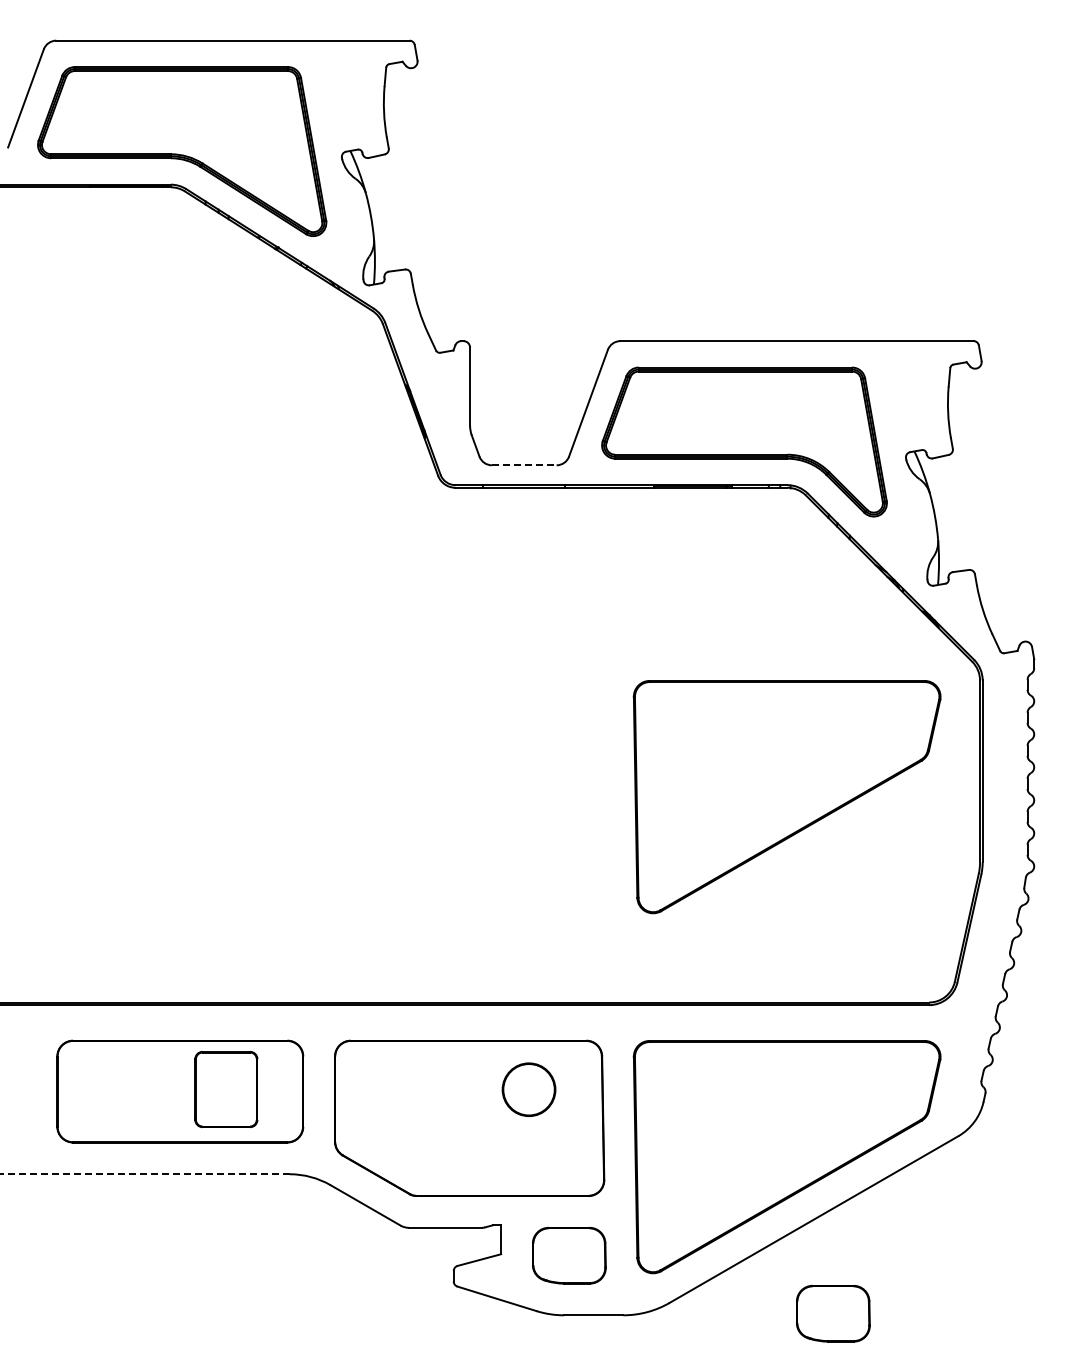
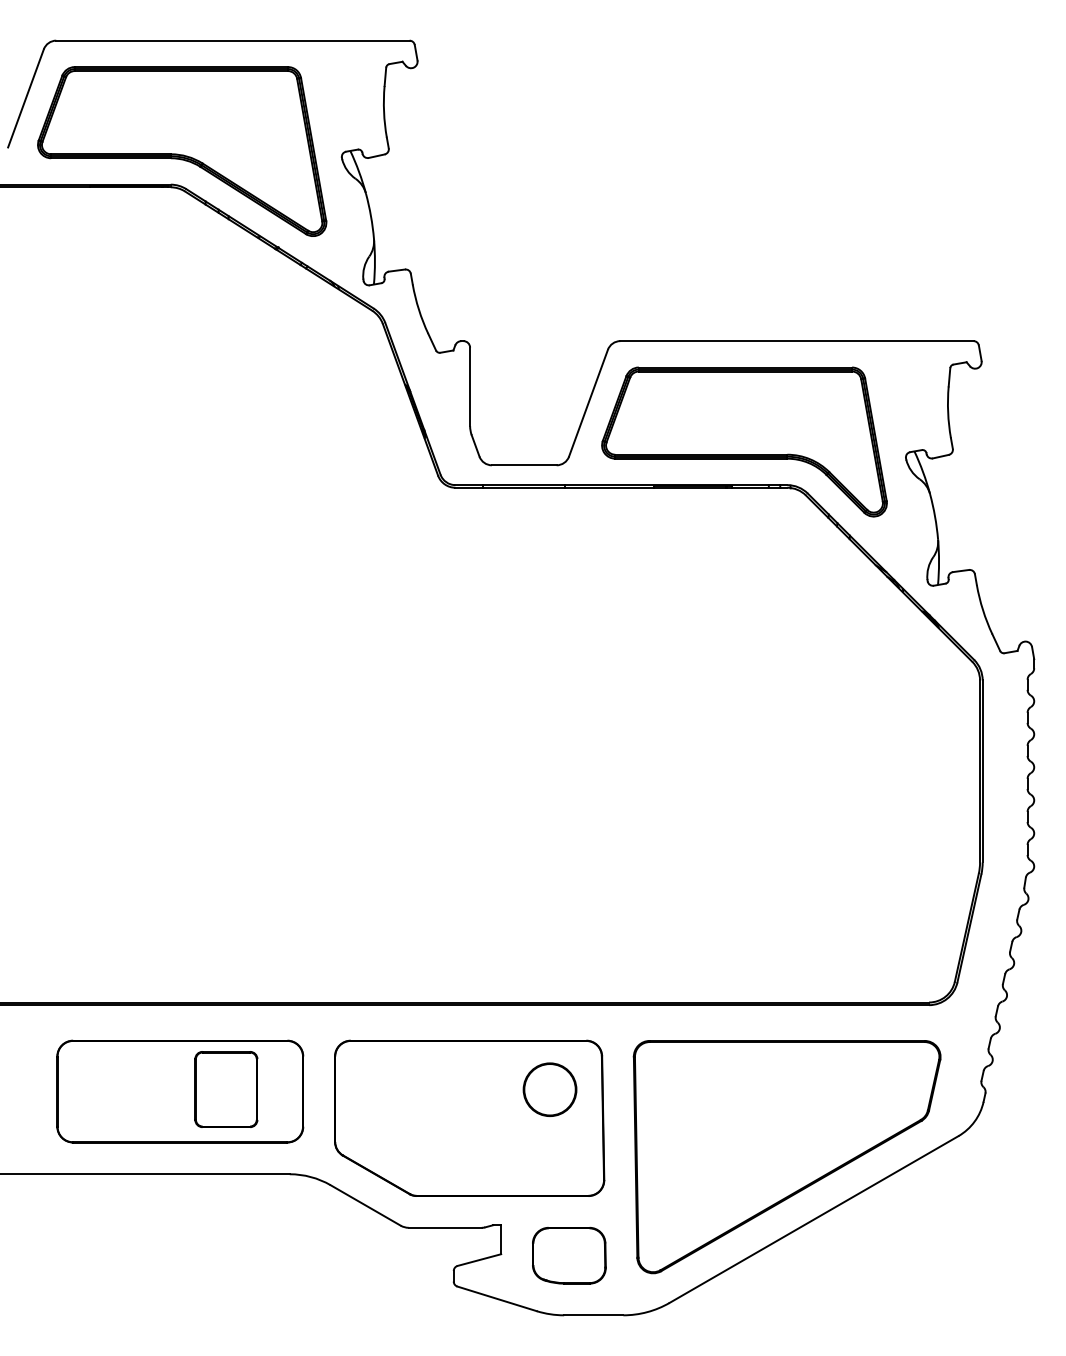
line: dashed -> solid (524, 465)
part: present -> none (786, 797)
part position: (528, 1089) -> (549, 1089) (549, 1089)
line: dashed -> solid (144, 1174)
part: present -> none (833, 1313)
